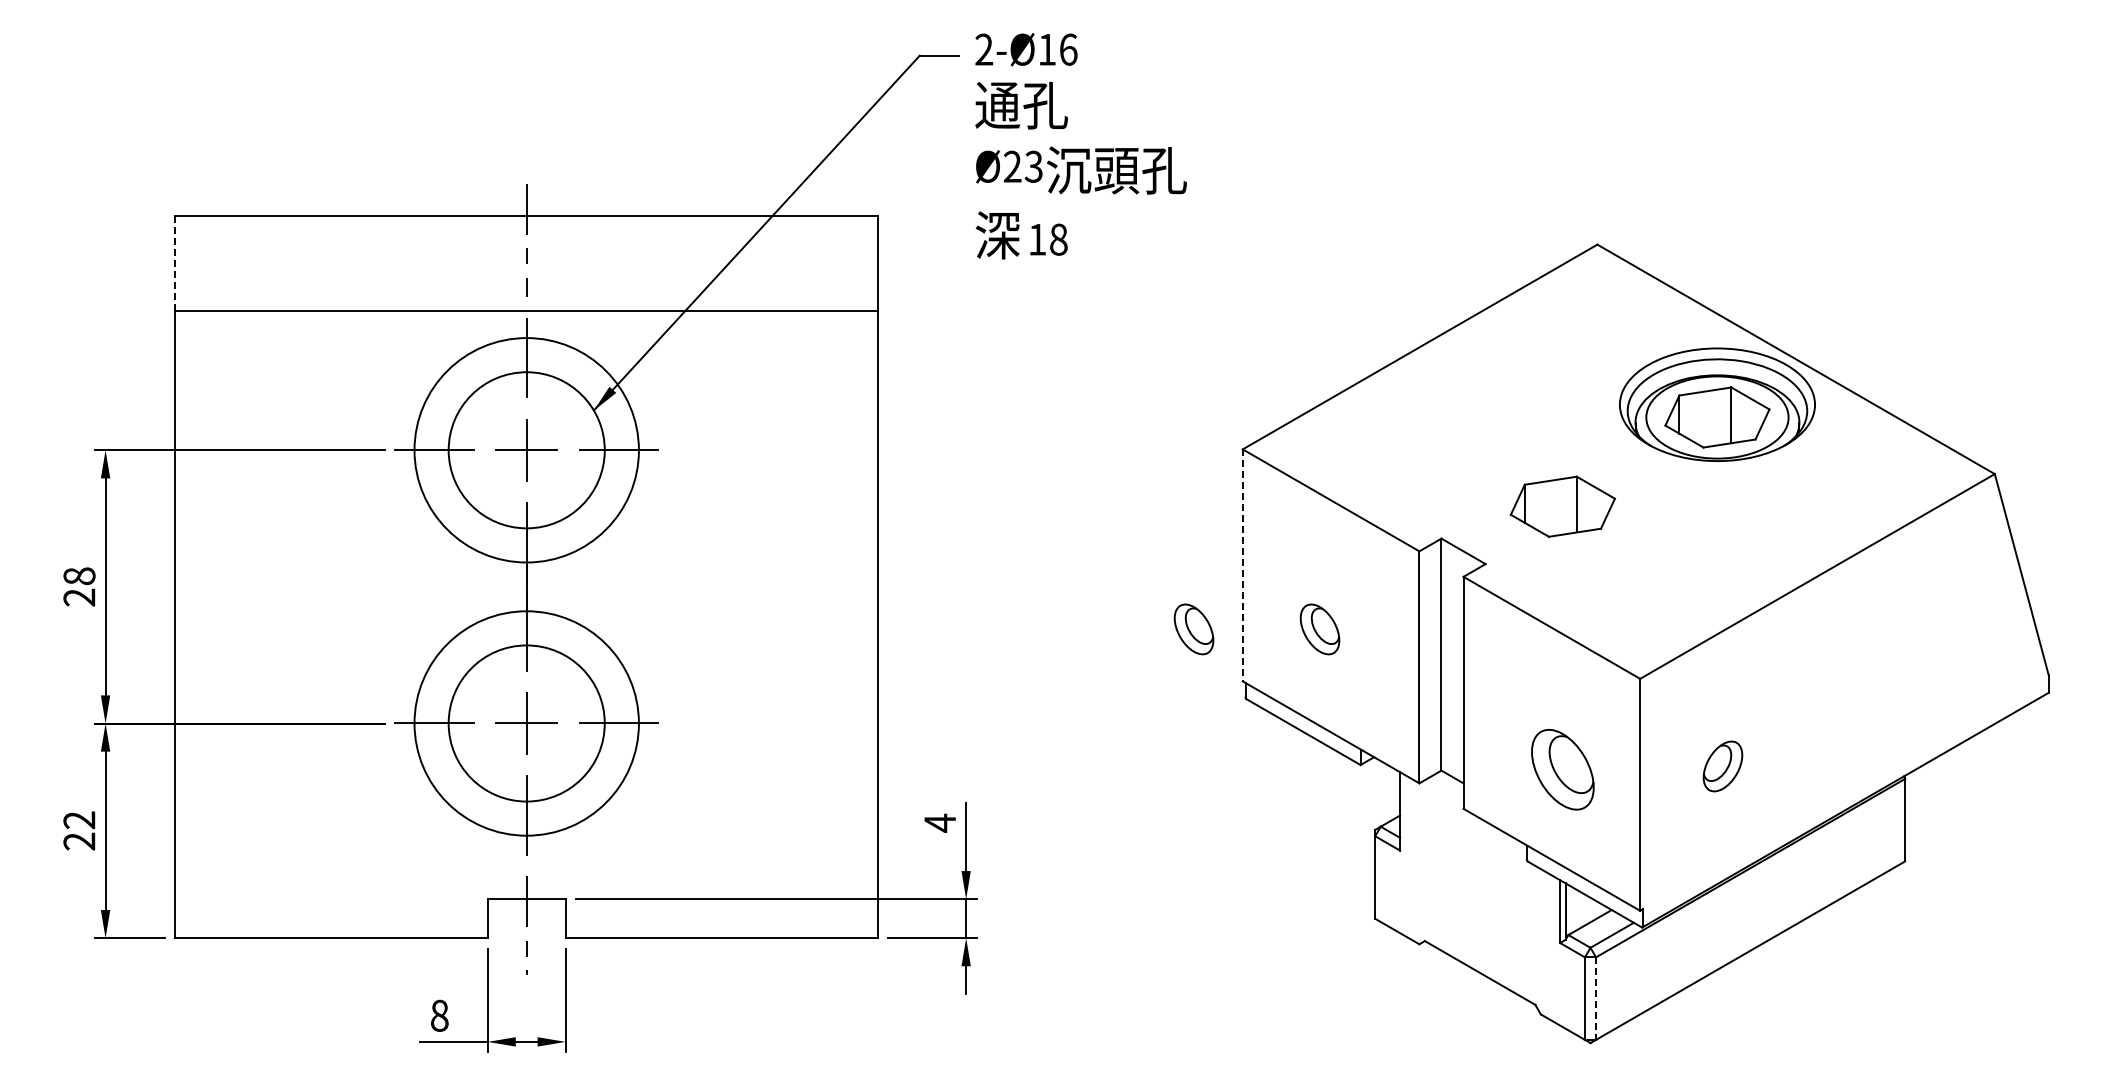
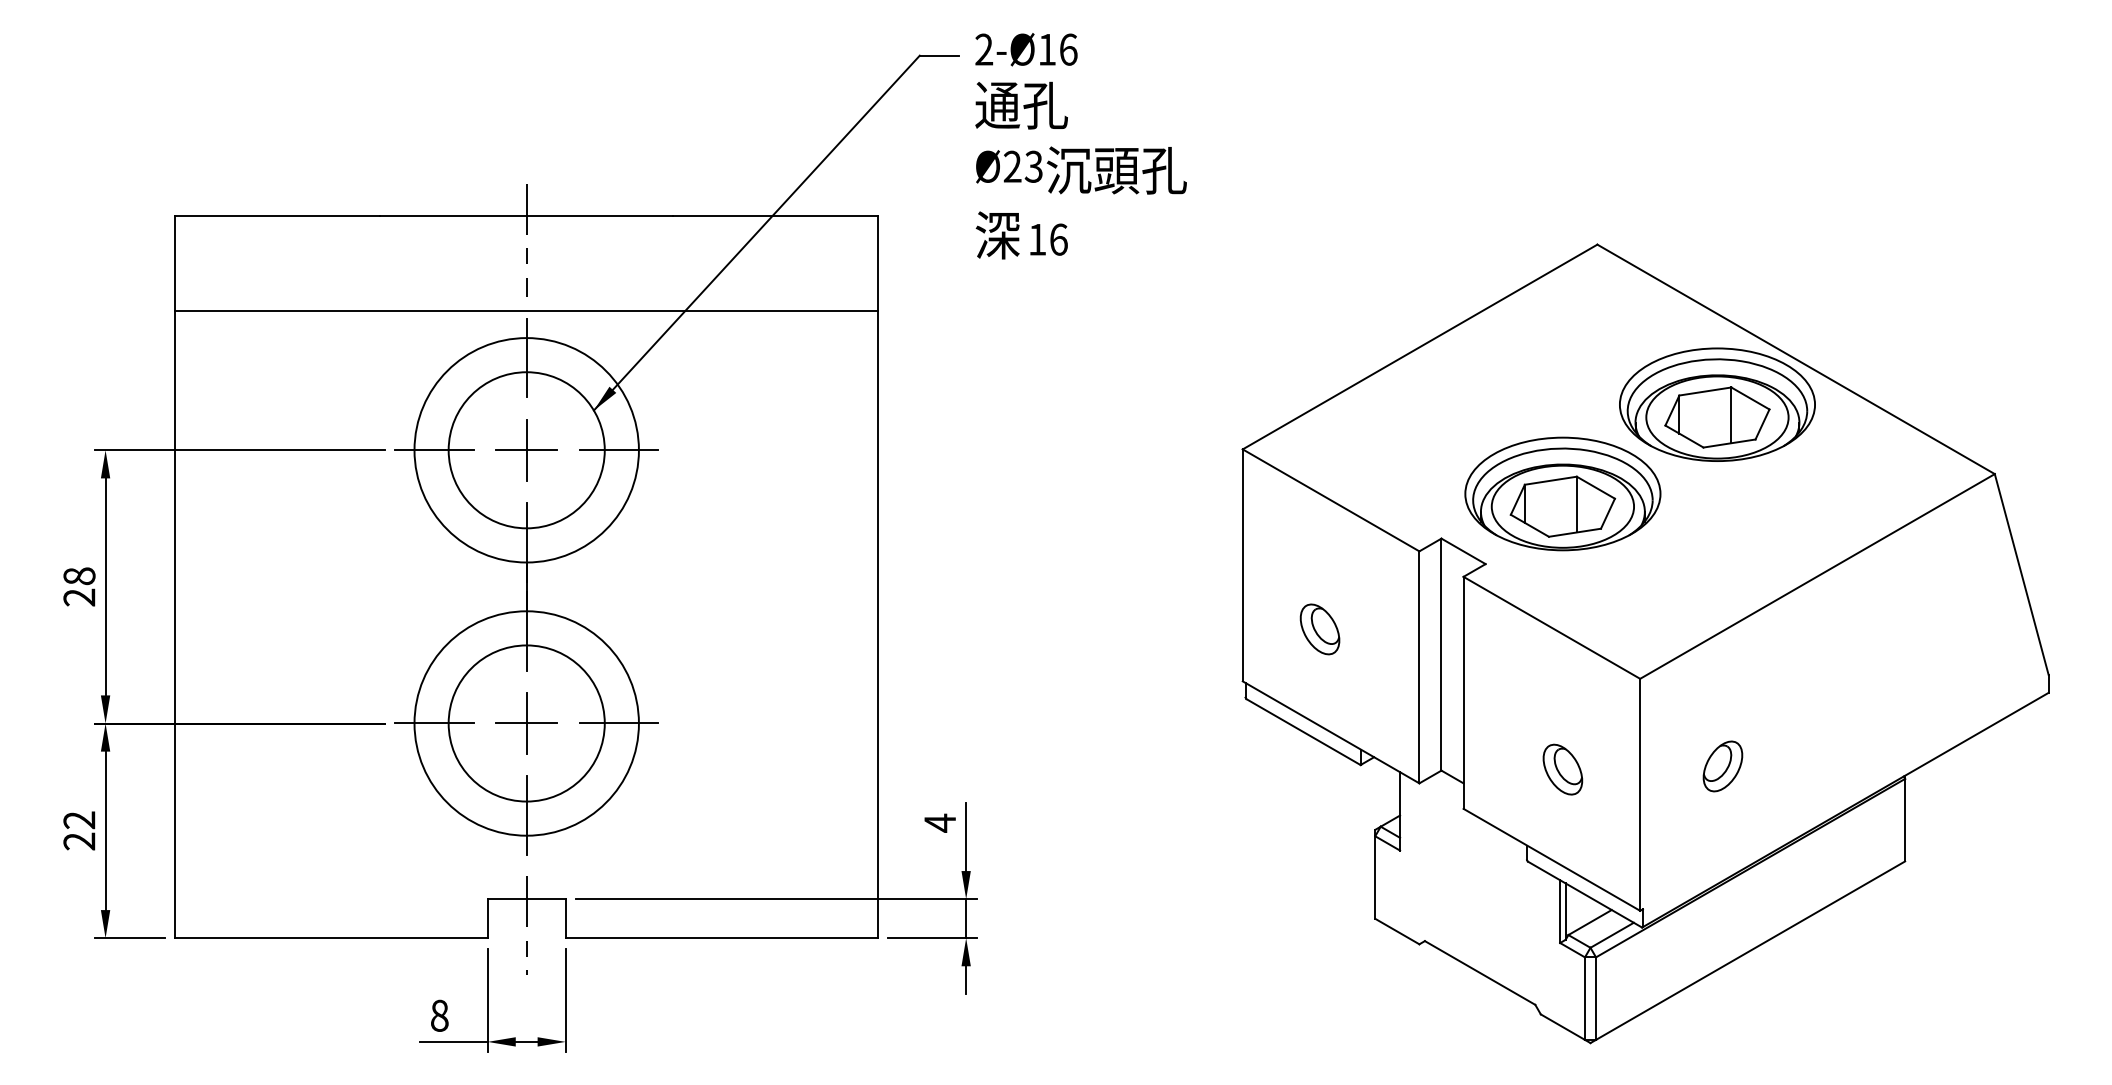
text: 18 -> 16 (1058, 239)
line: dashed -> solid (175, 263)
part: none -> present (1562, 493)
line: dashed -> solid (1242, 565)
part: present -> none (1193, 629)
part size: 64x82 px -> 42x53 px (1562, 769)
line: dashed -> solid (1596, 999)
